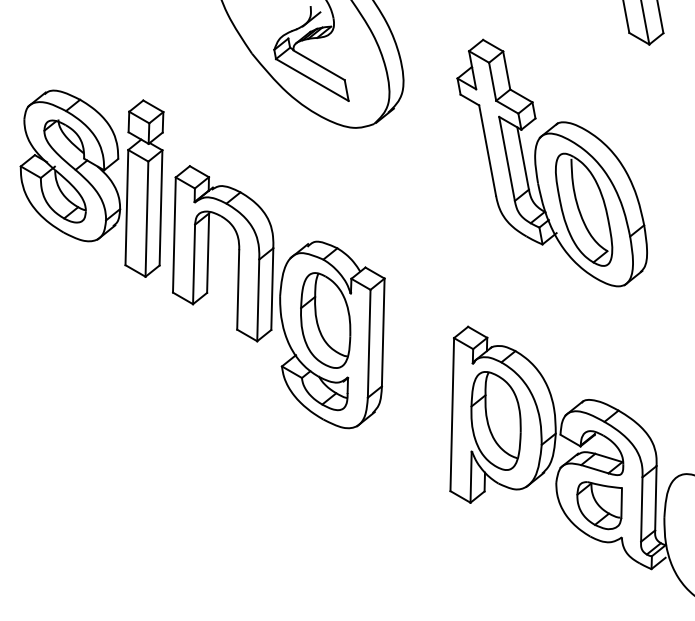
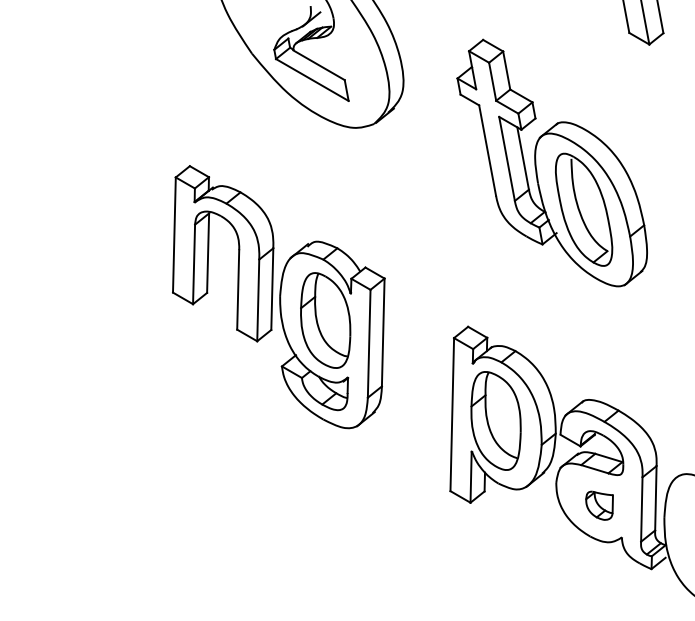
part: present -> none (91, 183)
part size: 47x50 px -> 29x31 px (599, 505)
